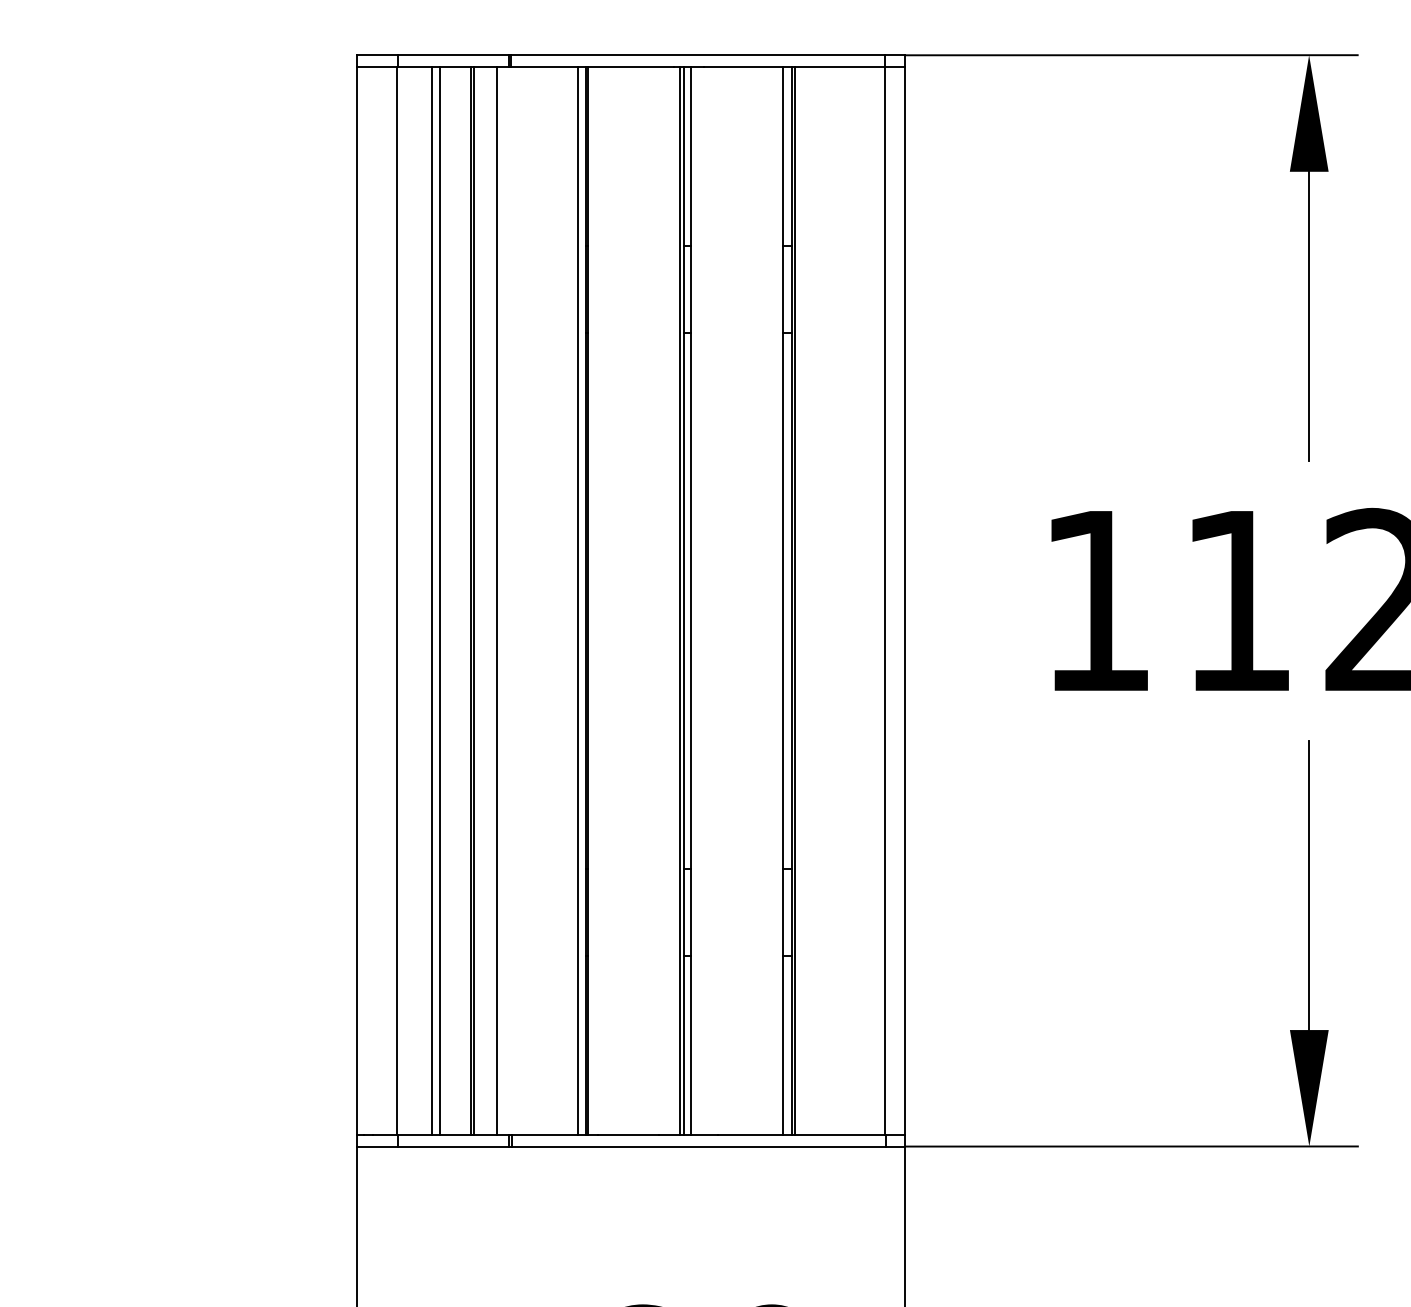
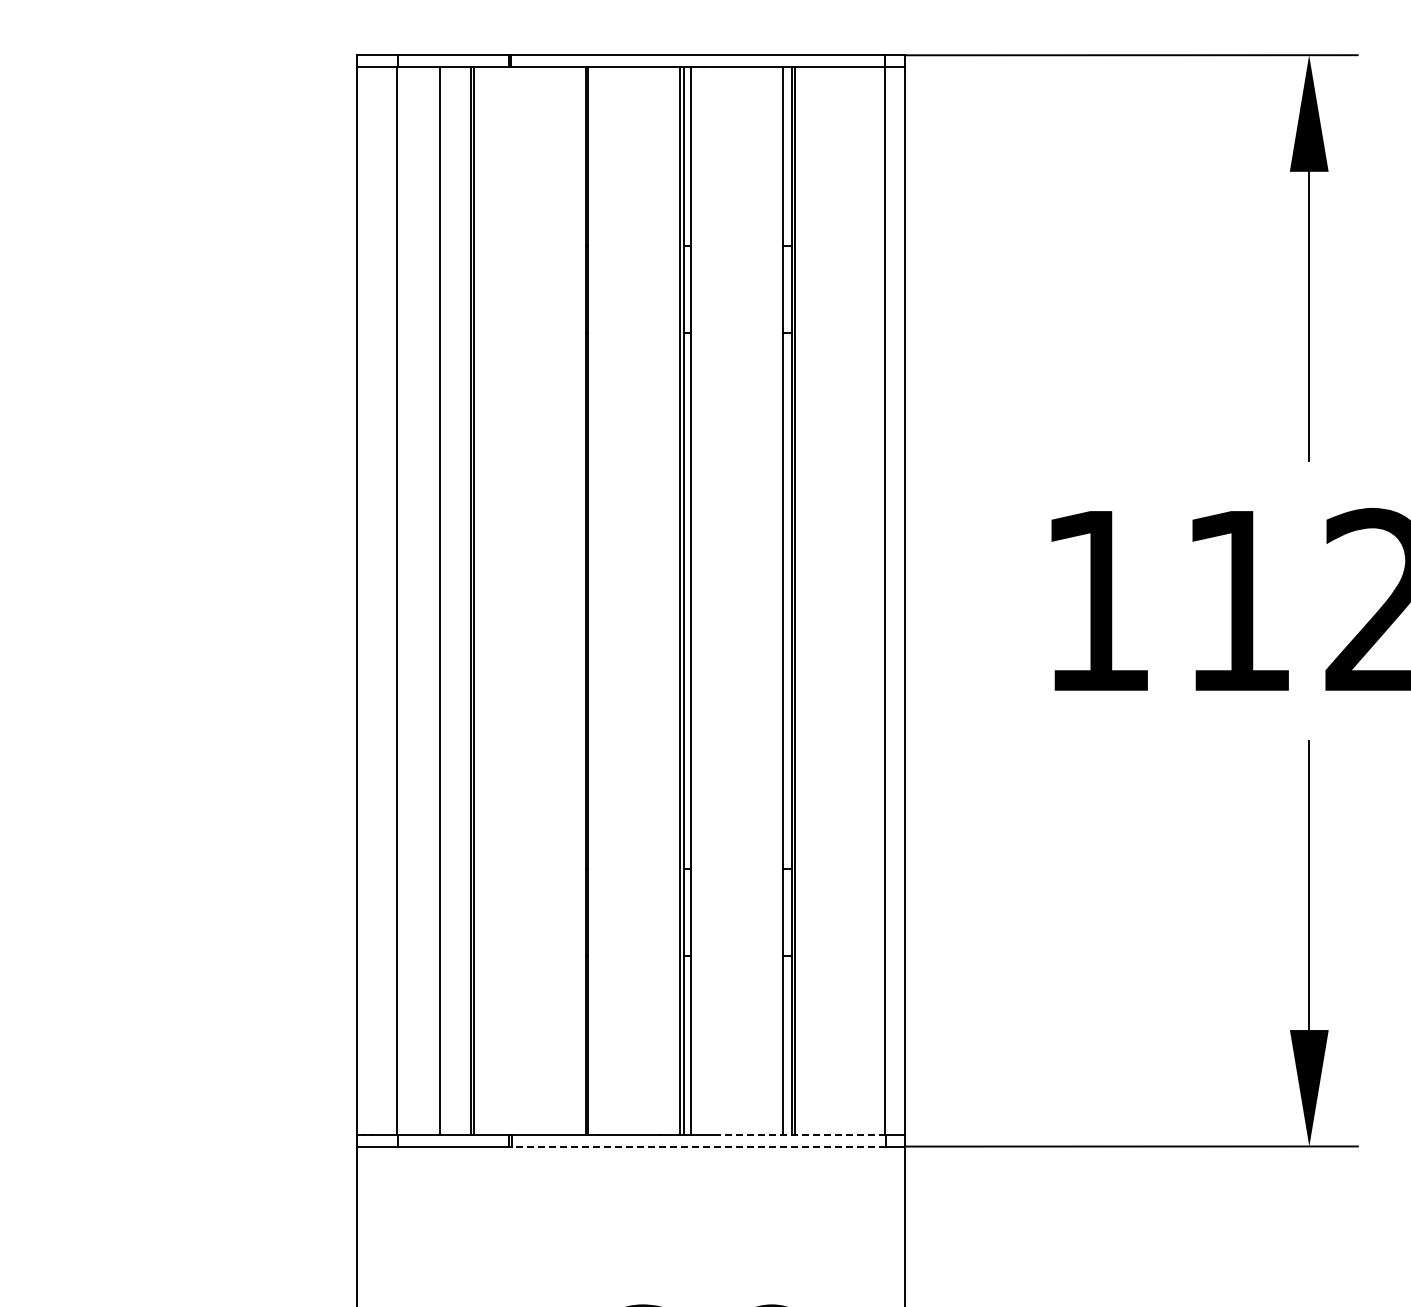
line: present -> none (432, 600)
line: present -> none (497, 600)
line: present -> none (578, 600)
line: solid -> dashed (801, 1134)
line: solid -> dashed (698, 1146)
